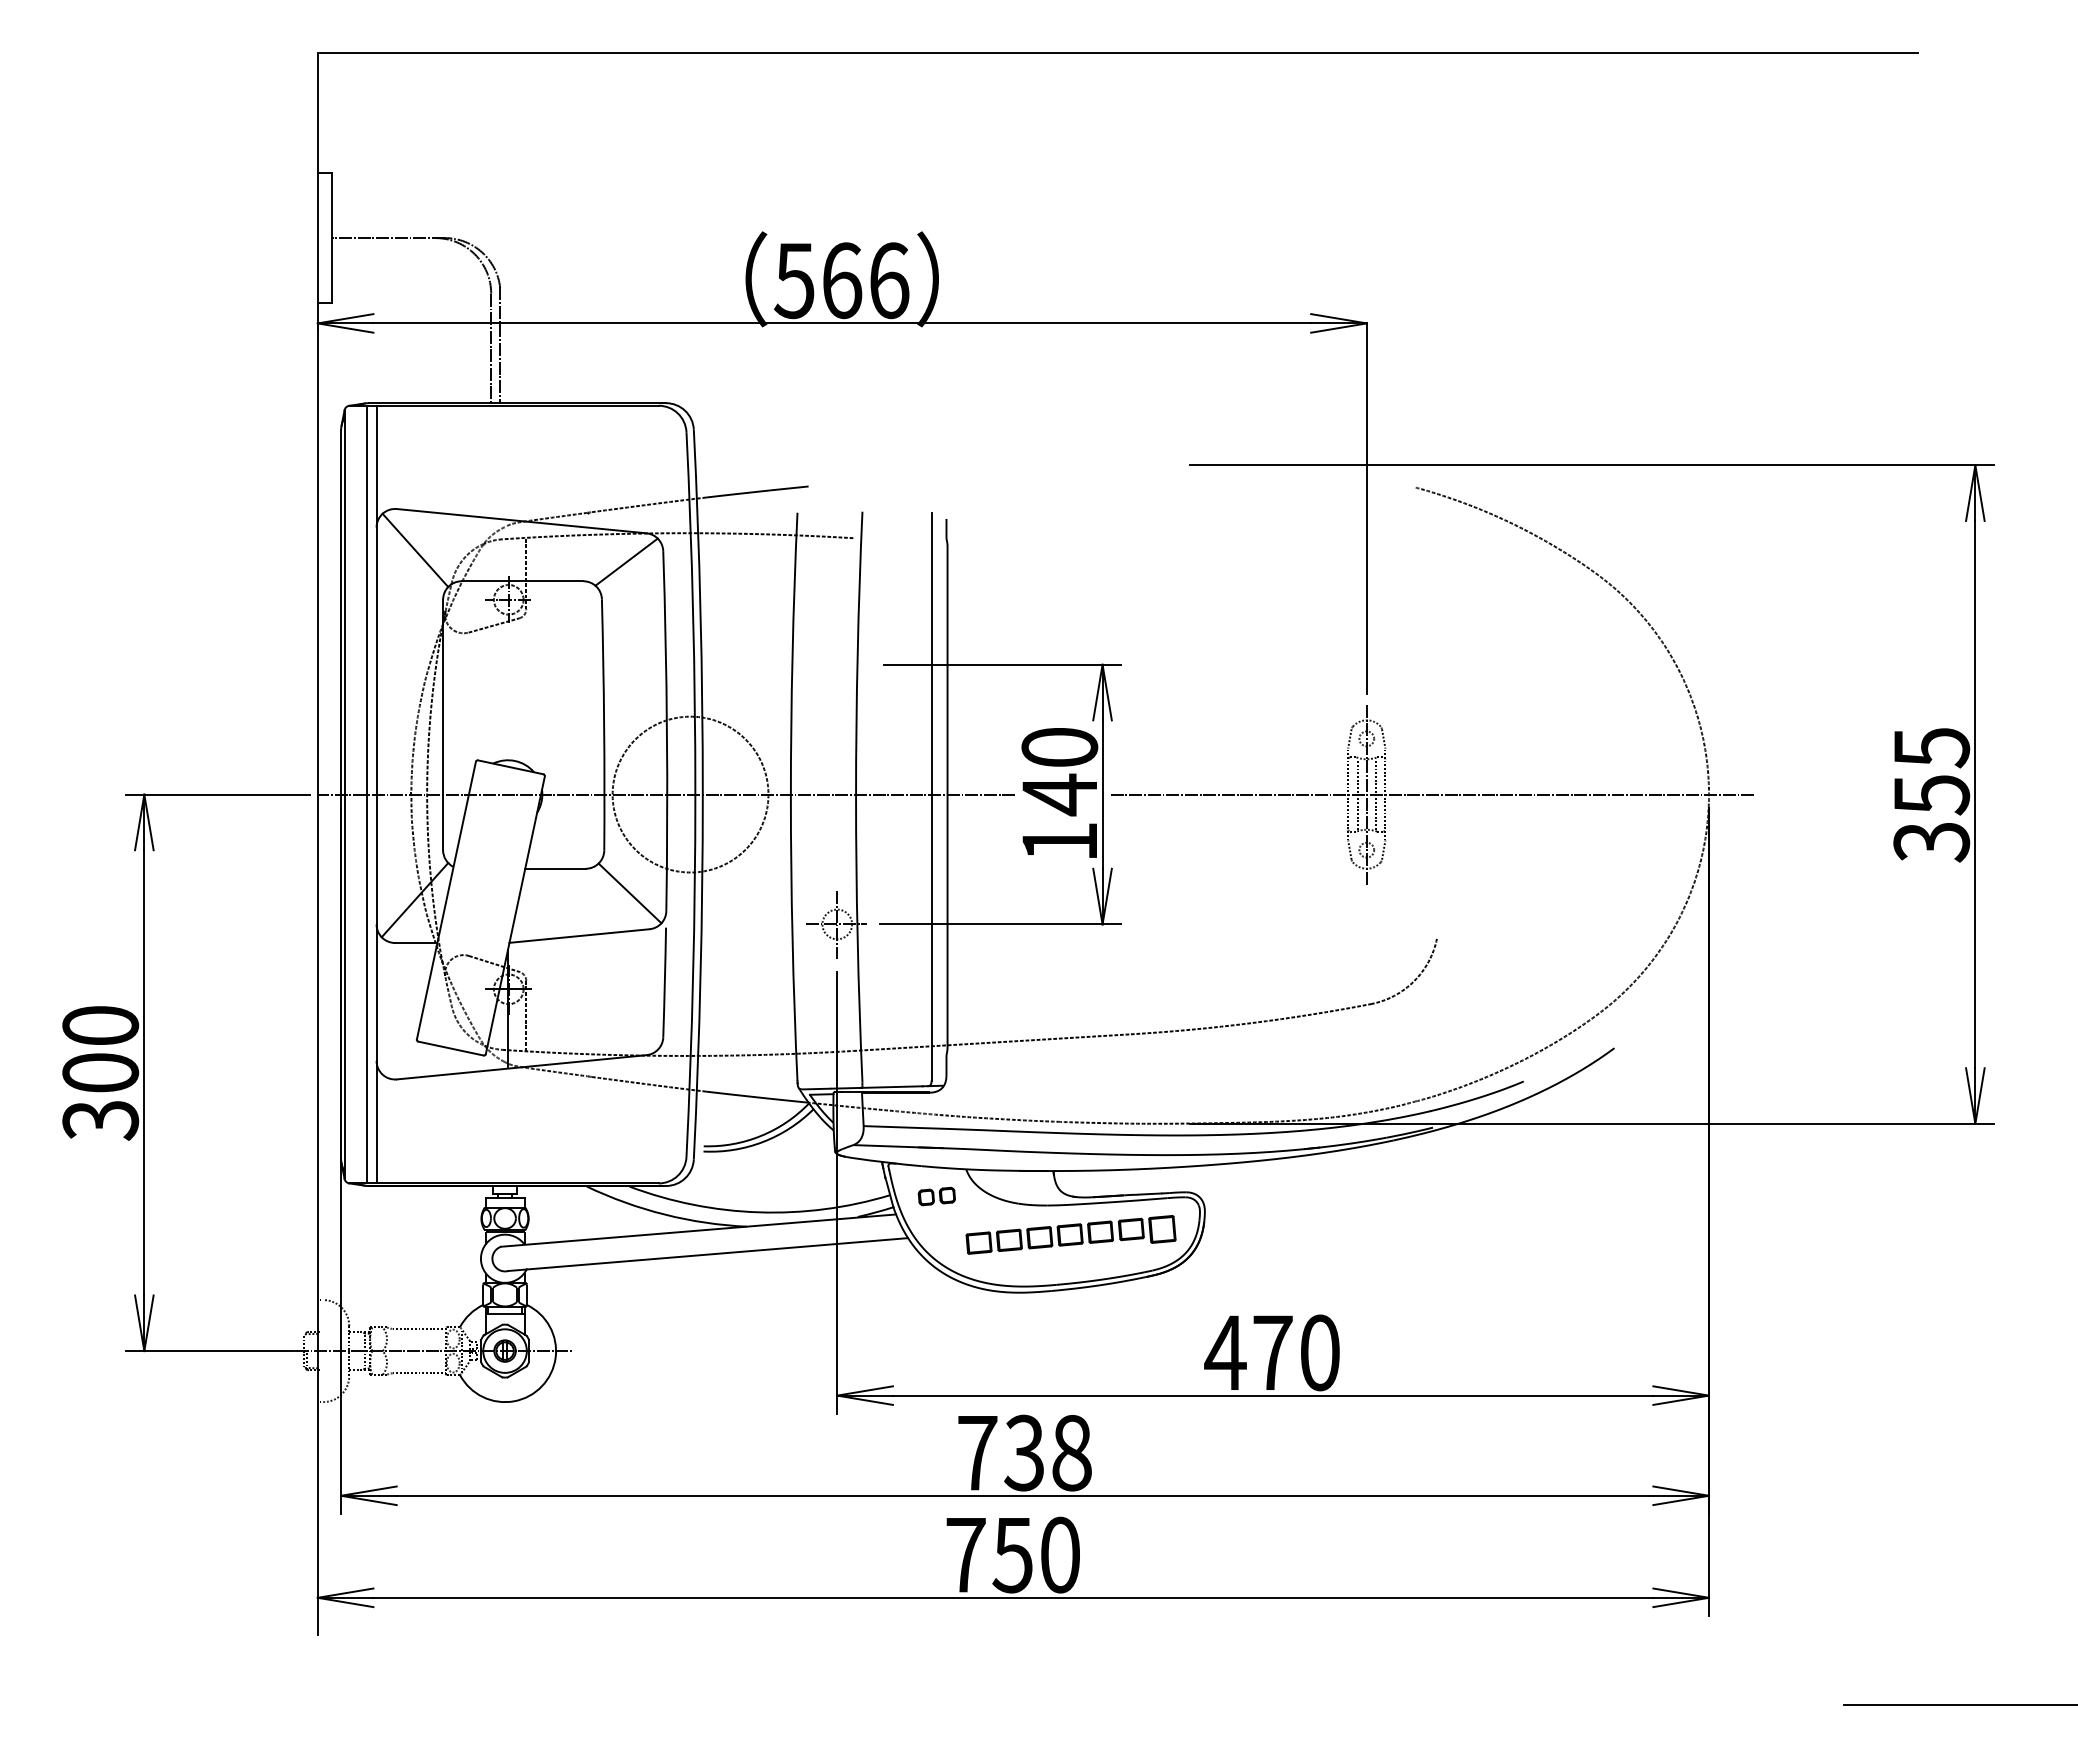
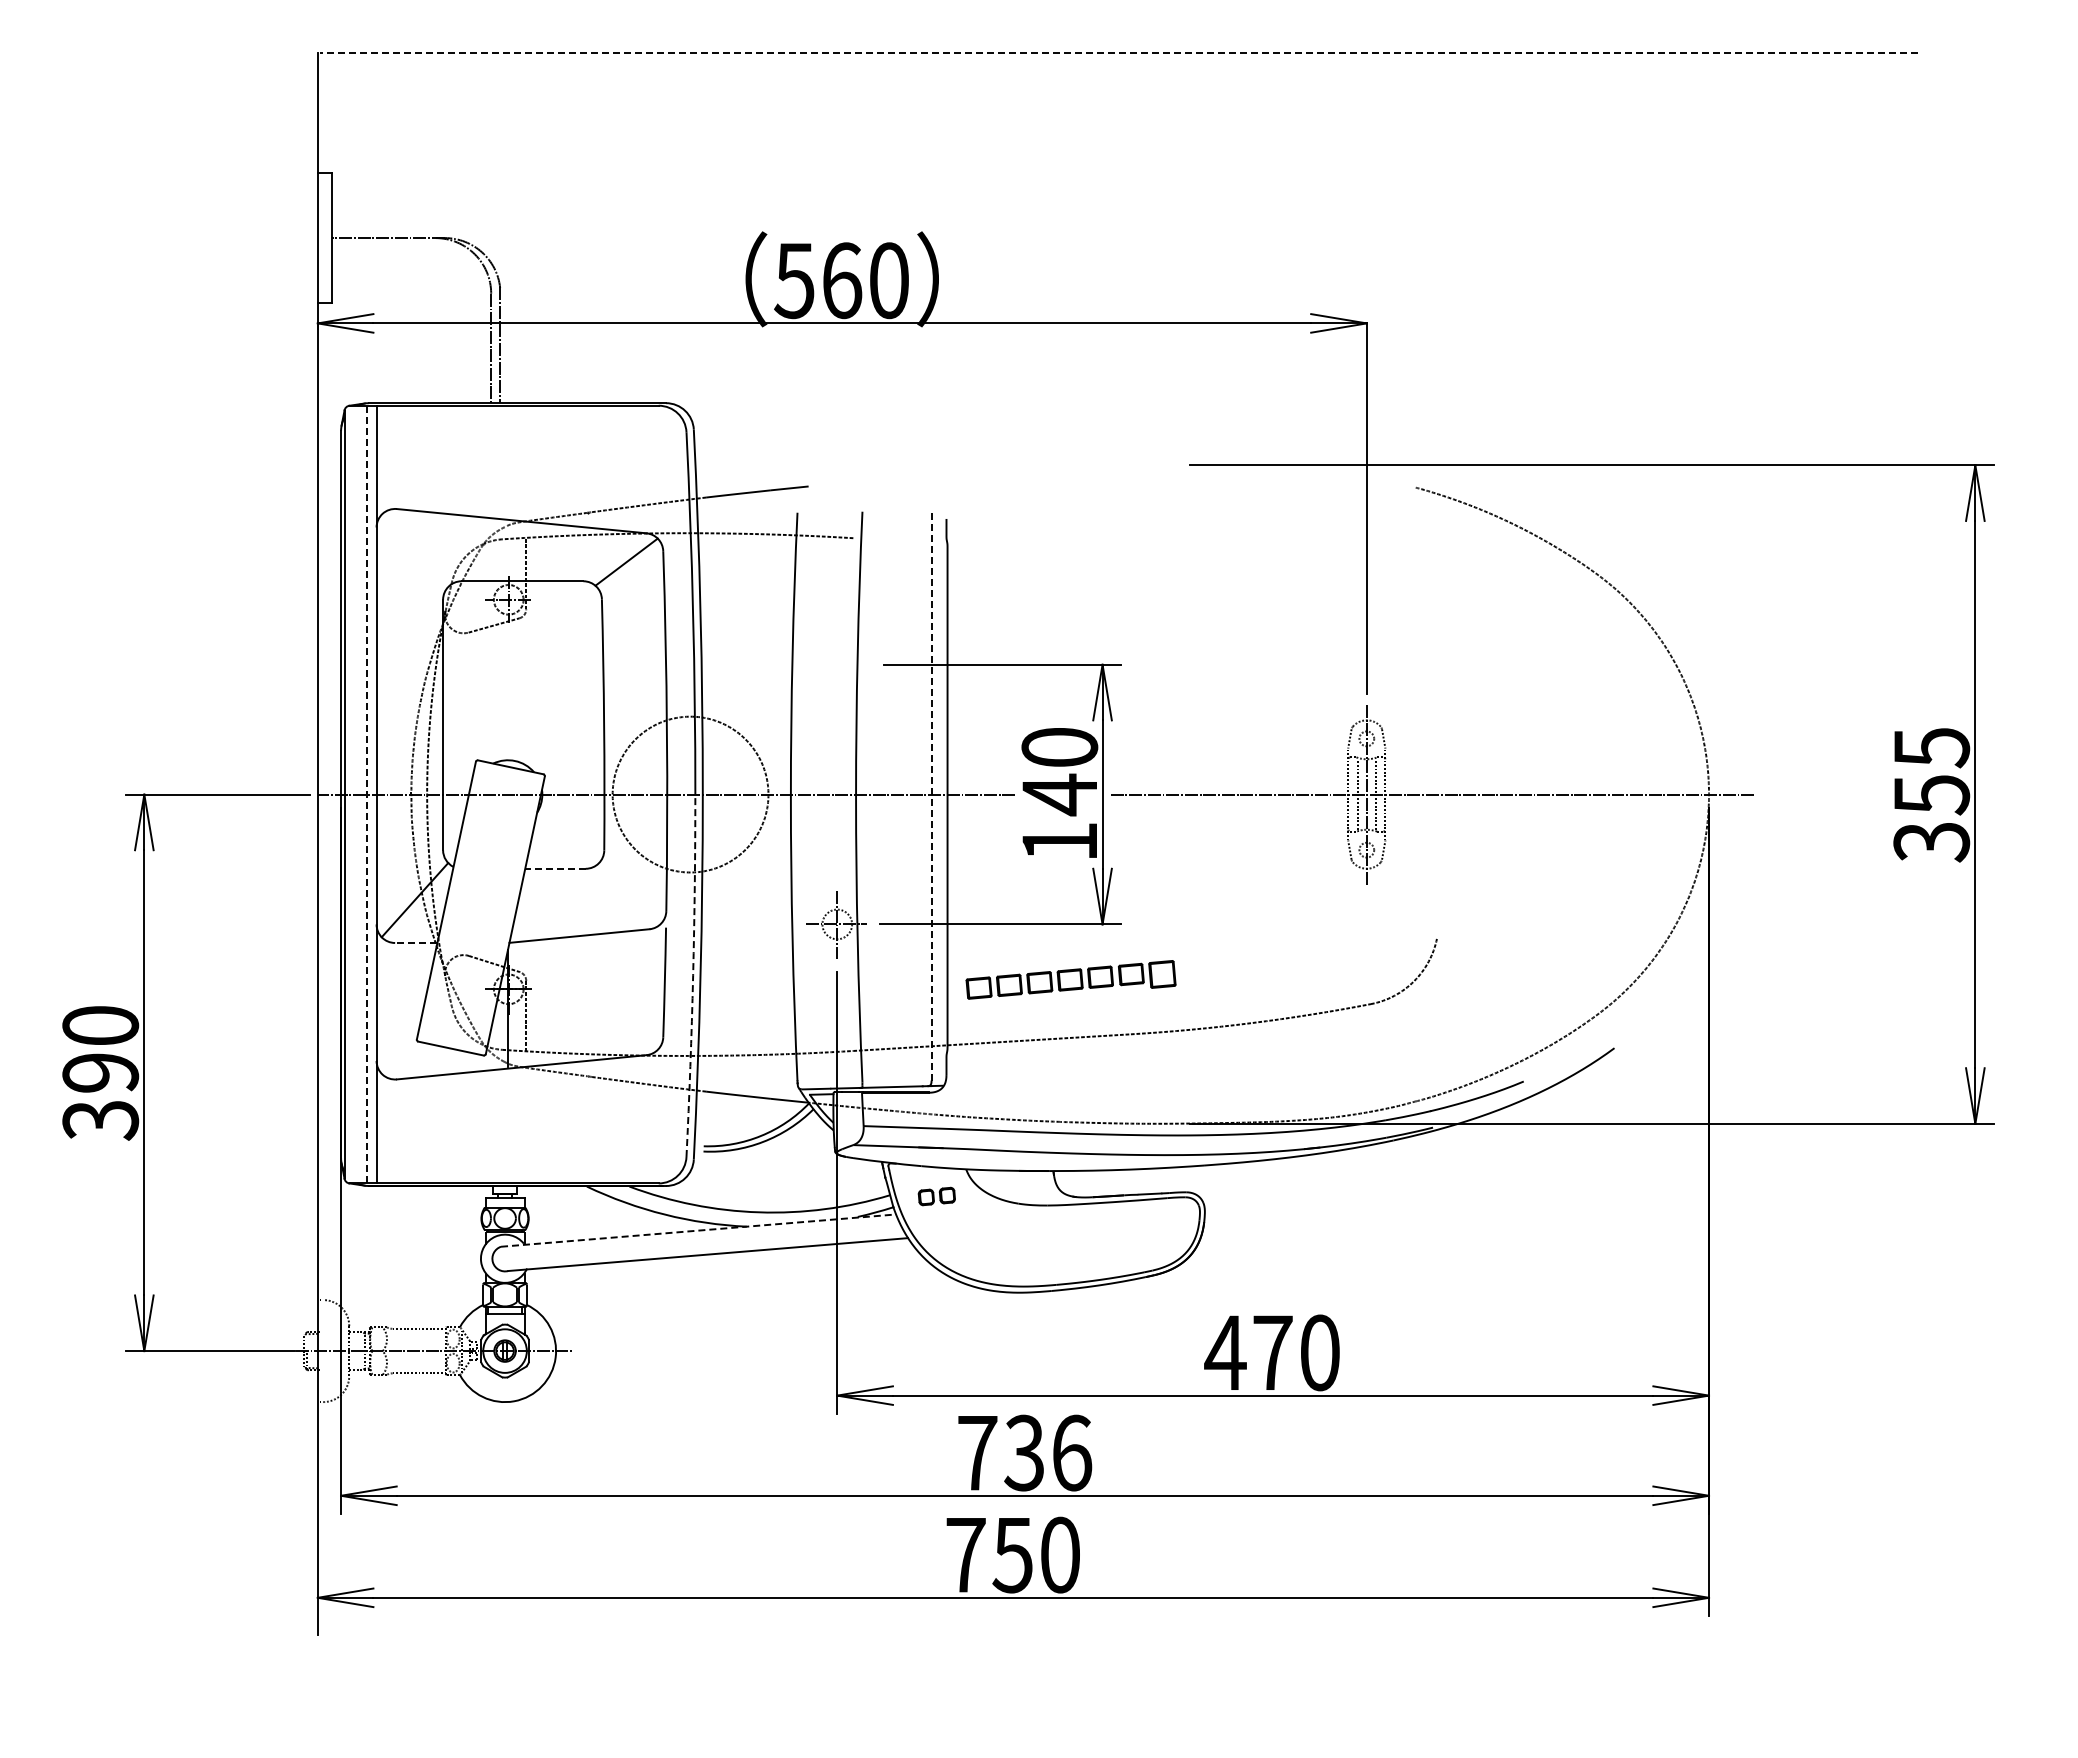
line: solid -> dashed (1118, 52)
text: 566 -> 560 (889, 280)
line: present -> none (415, 550)
line: solid -> dashed (366, 794)
line: solid -> dashed (931, 797)
line: solid -> dashed (554, 868)
line: present -> none (629, 893)
line: solid -> dashed (415, 942)
arc: solid -> dashed (693, 975)
text: 300 -> 390 (100, 1072)
line: solid -> dashed (699, 1230)
part position: (1070, 1234) -> (1070, 979) (1070, 979)
text: 738 -> 736 (1072, 1452)
line: present -> none (1958, 1705)
